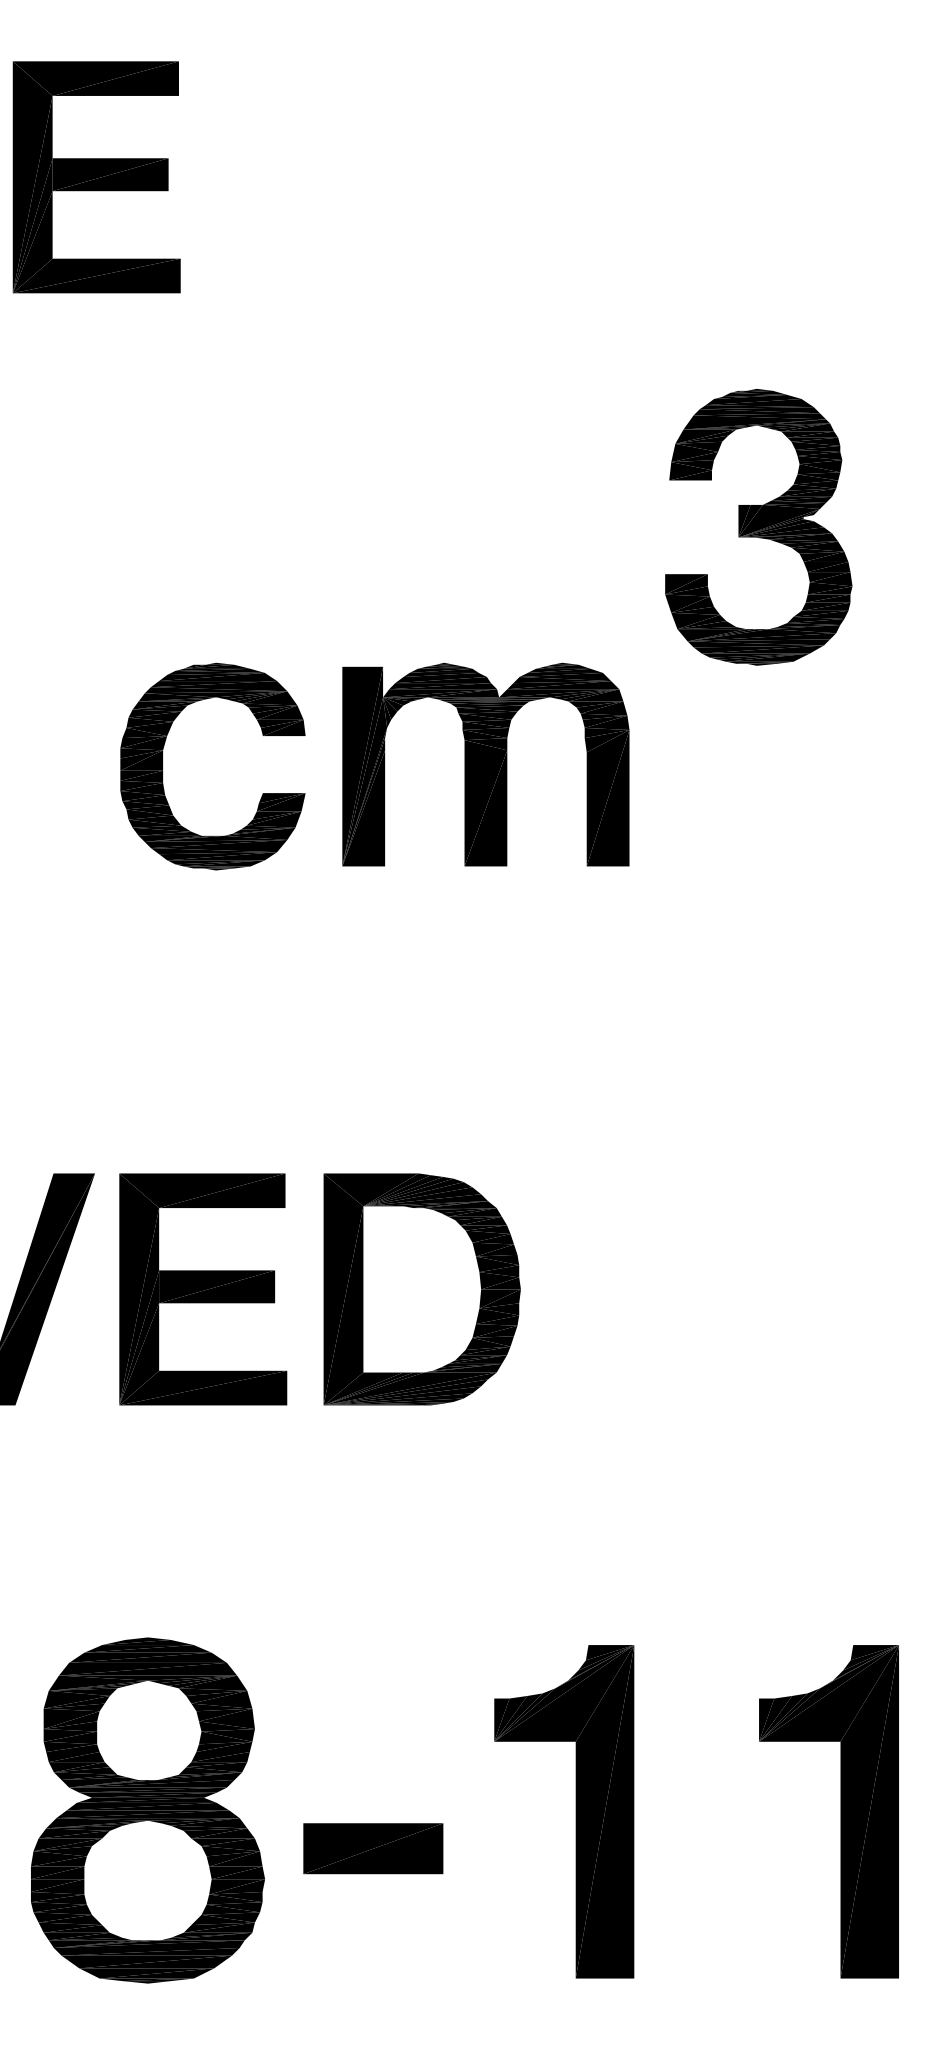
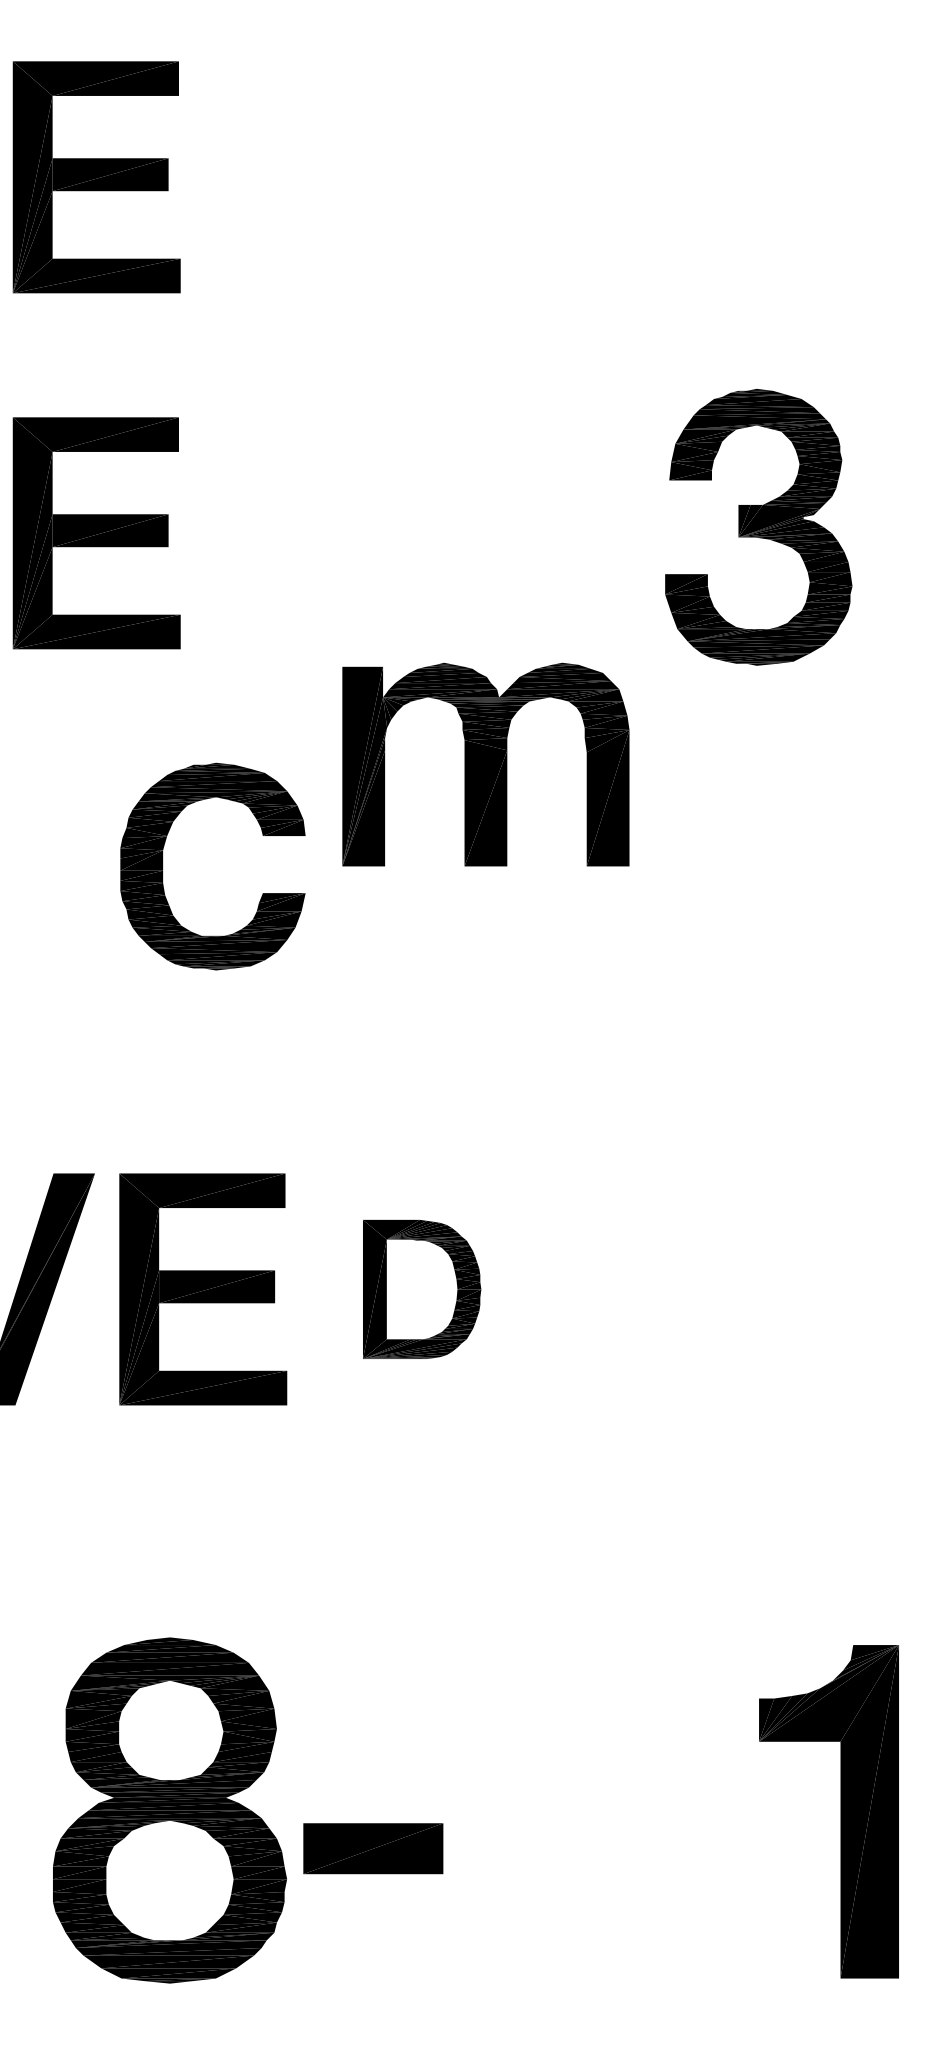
part: none -> present (96, 533)
part position: (163, 770) -> (163, 870) (163, 870)
part size: 198x233 px -> 119x140 px (422, 1288)
part position: (147, 1810) -> (169, 1810) (169, 1810)
part: present -> none (575, 1811)
